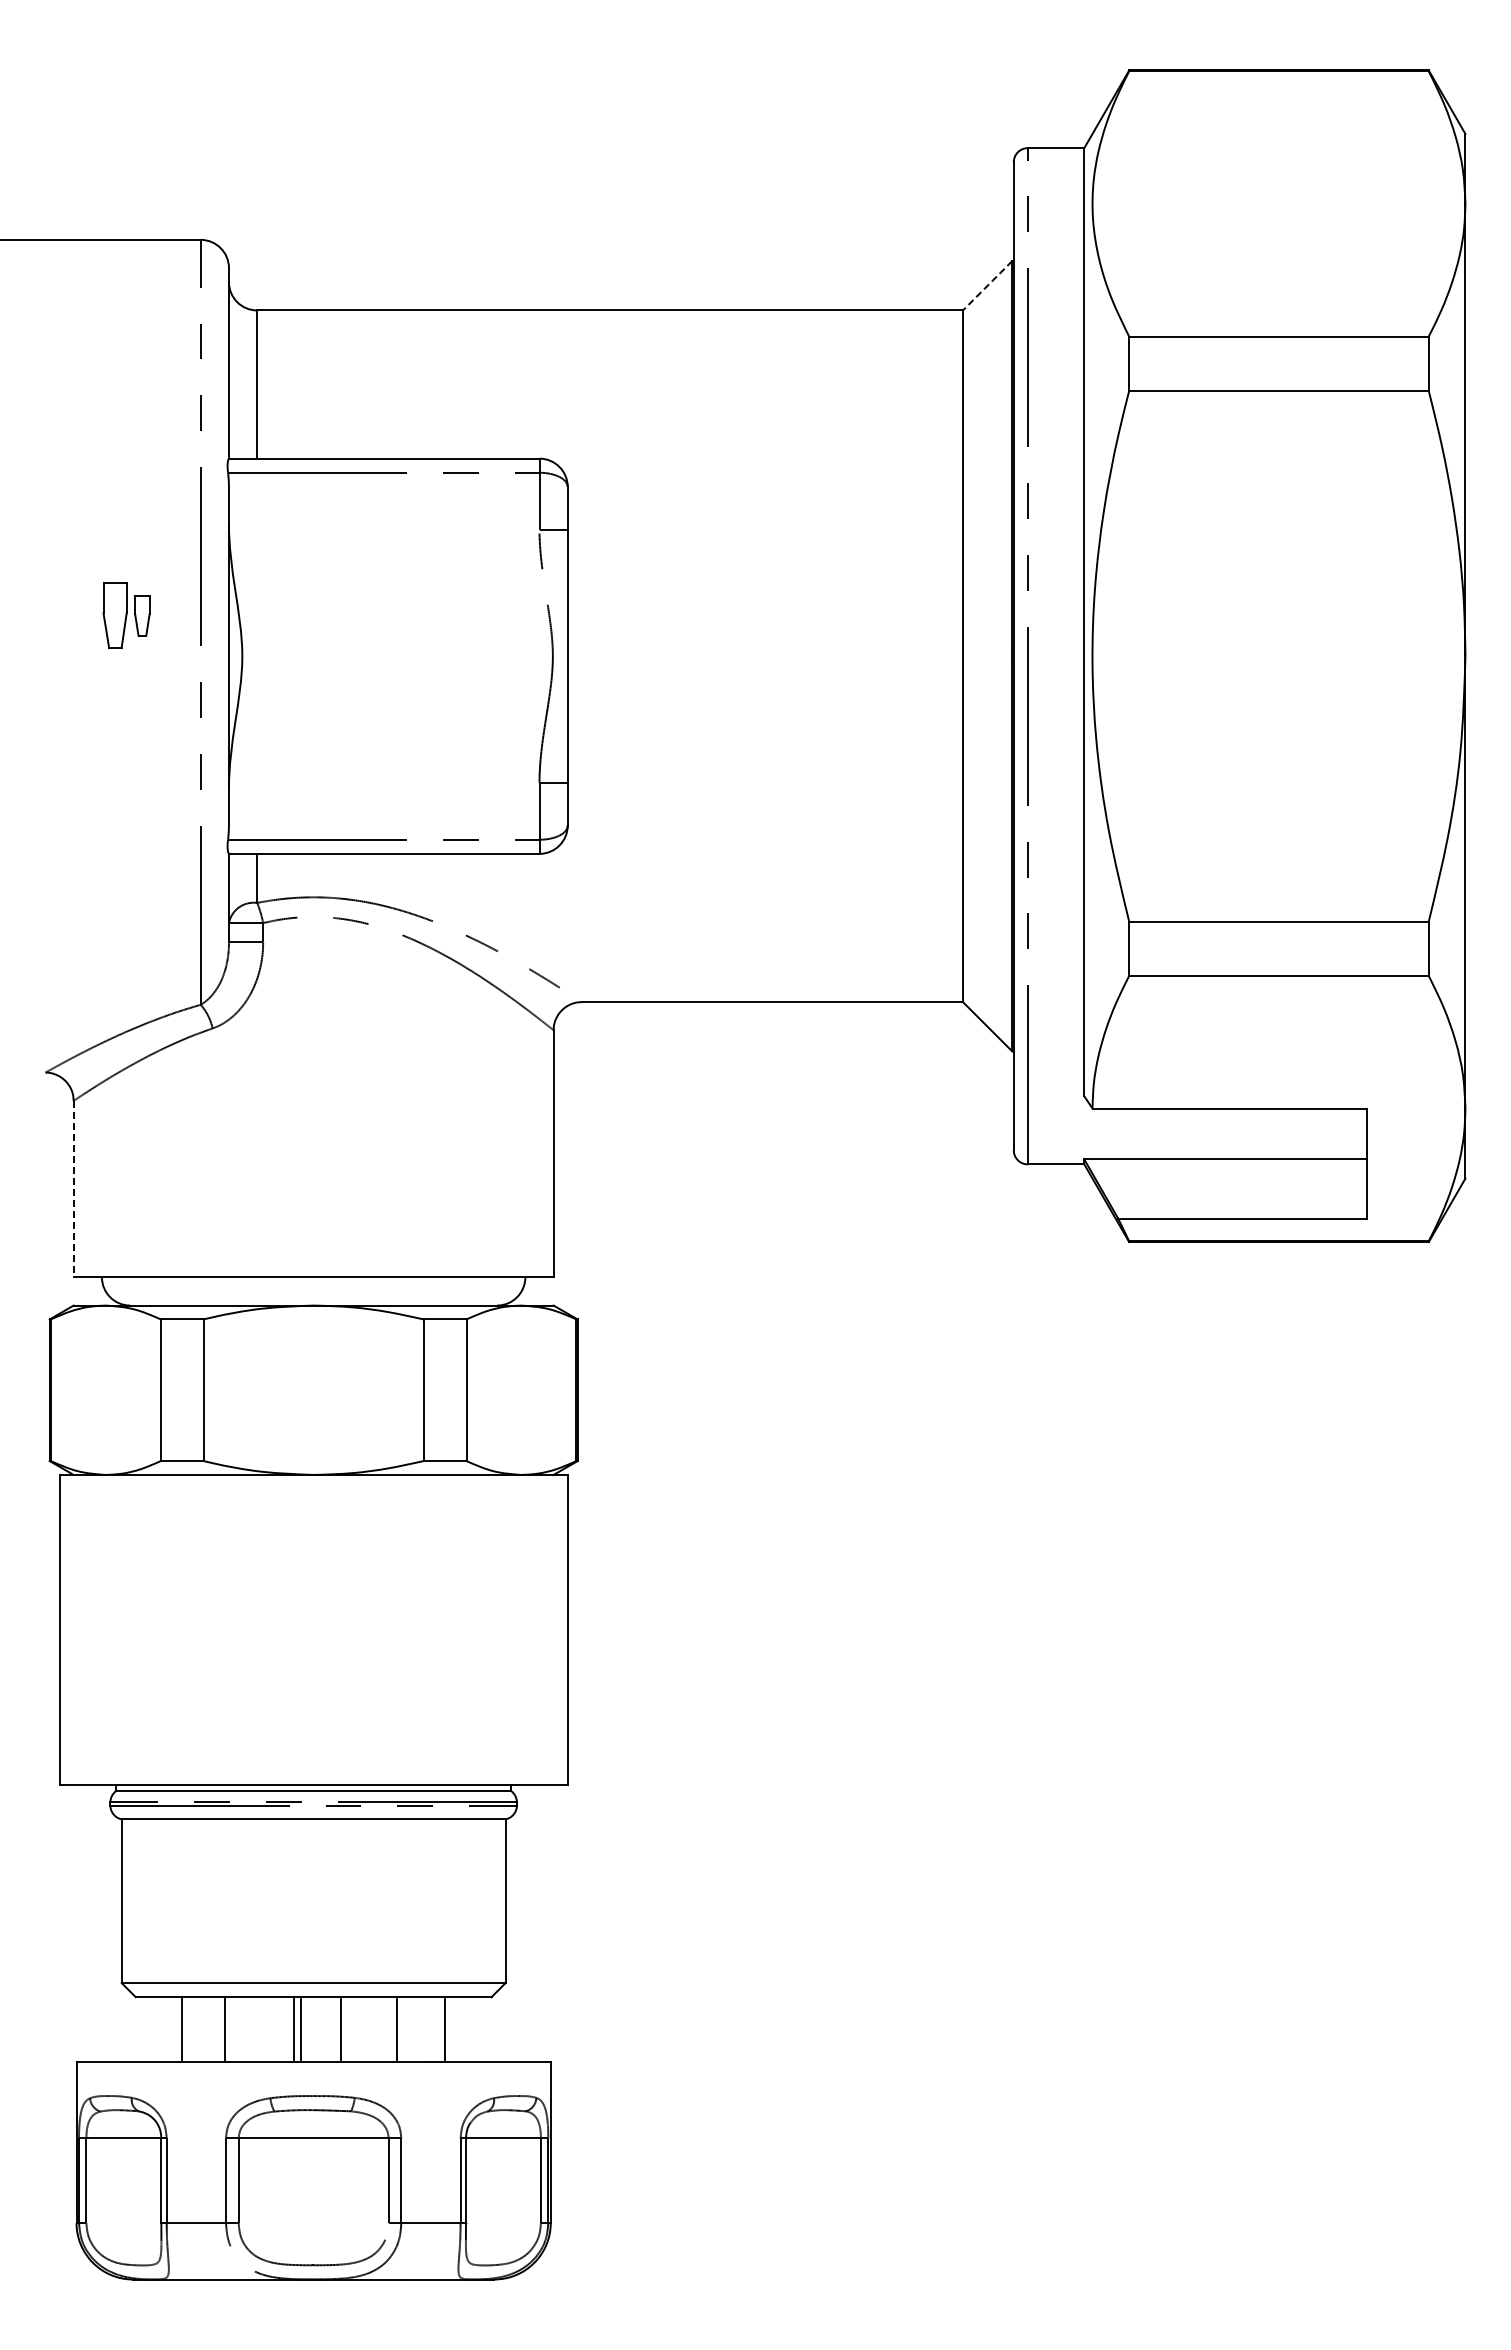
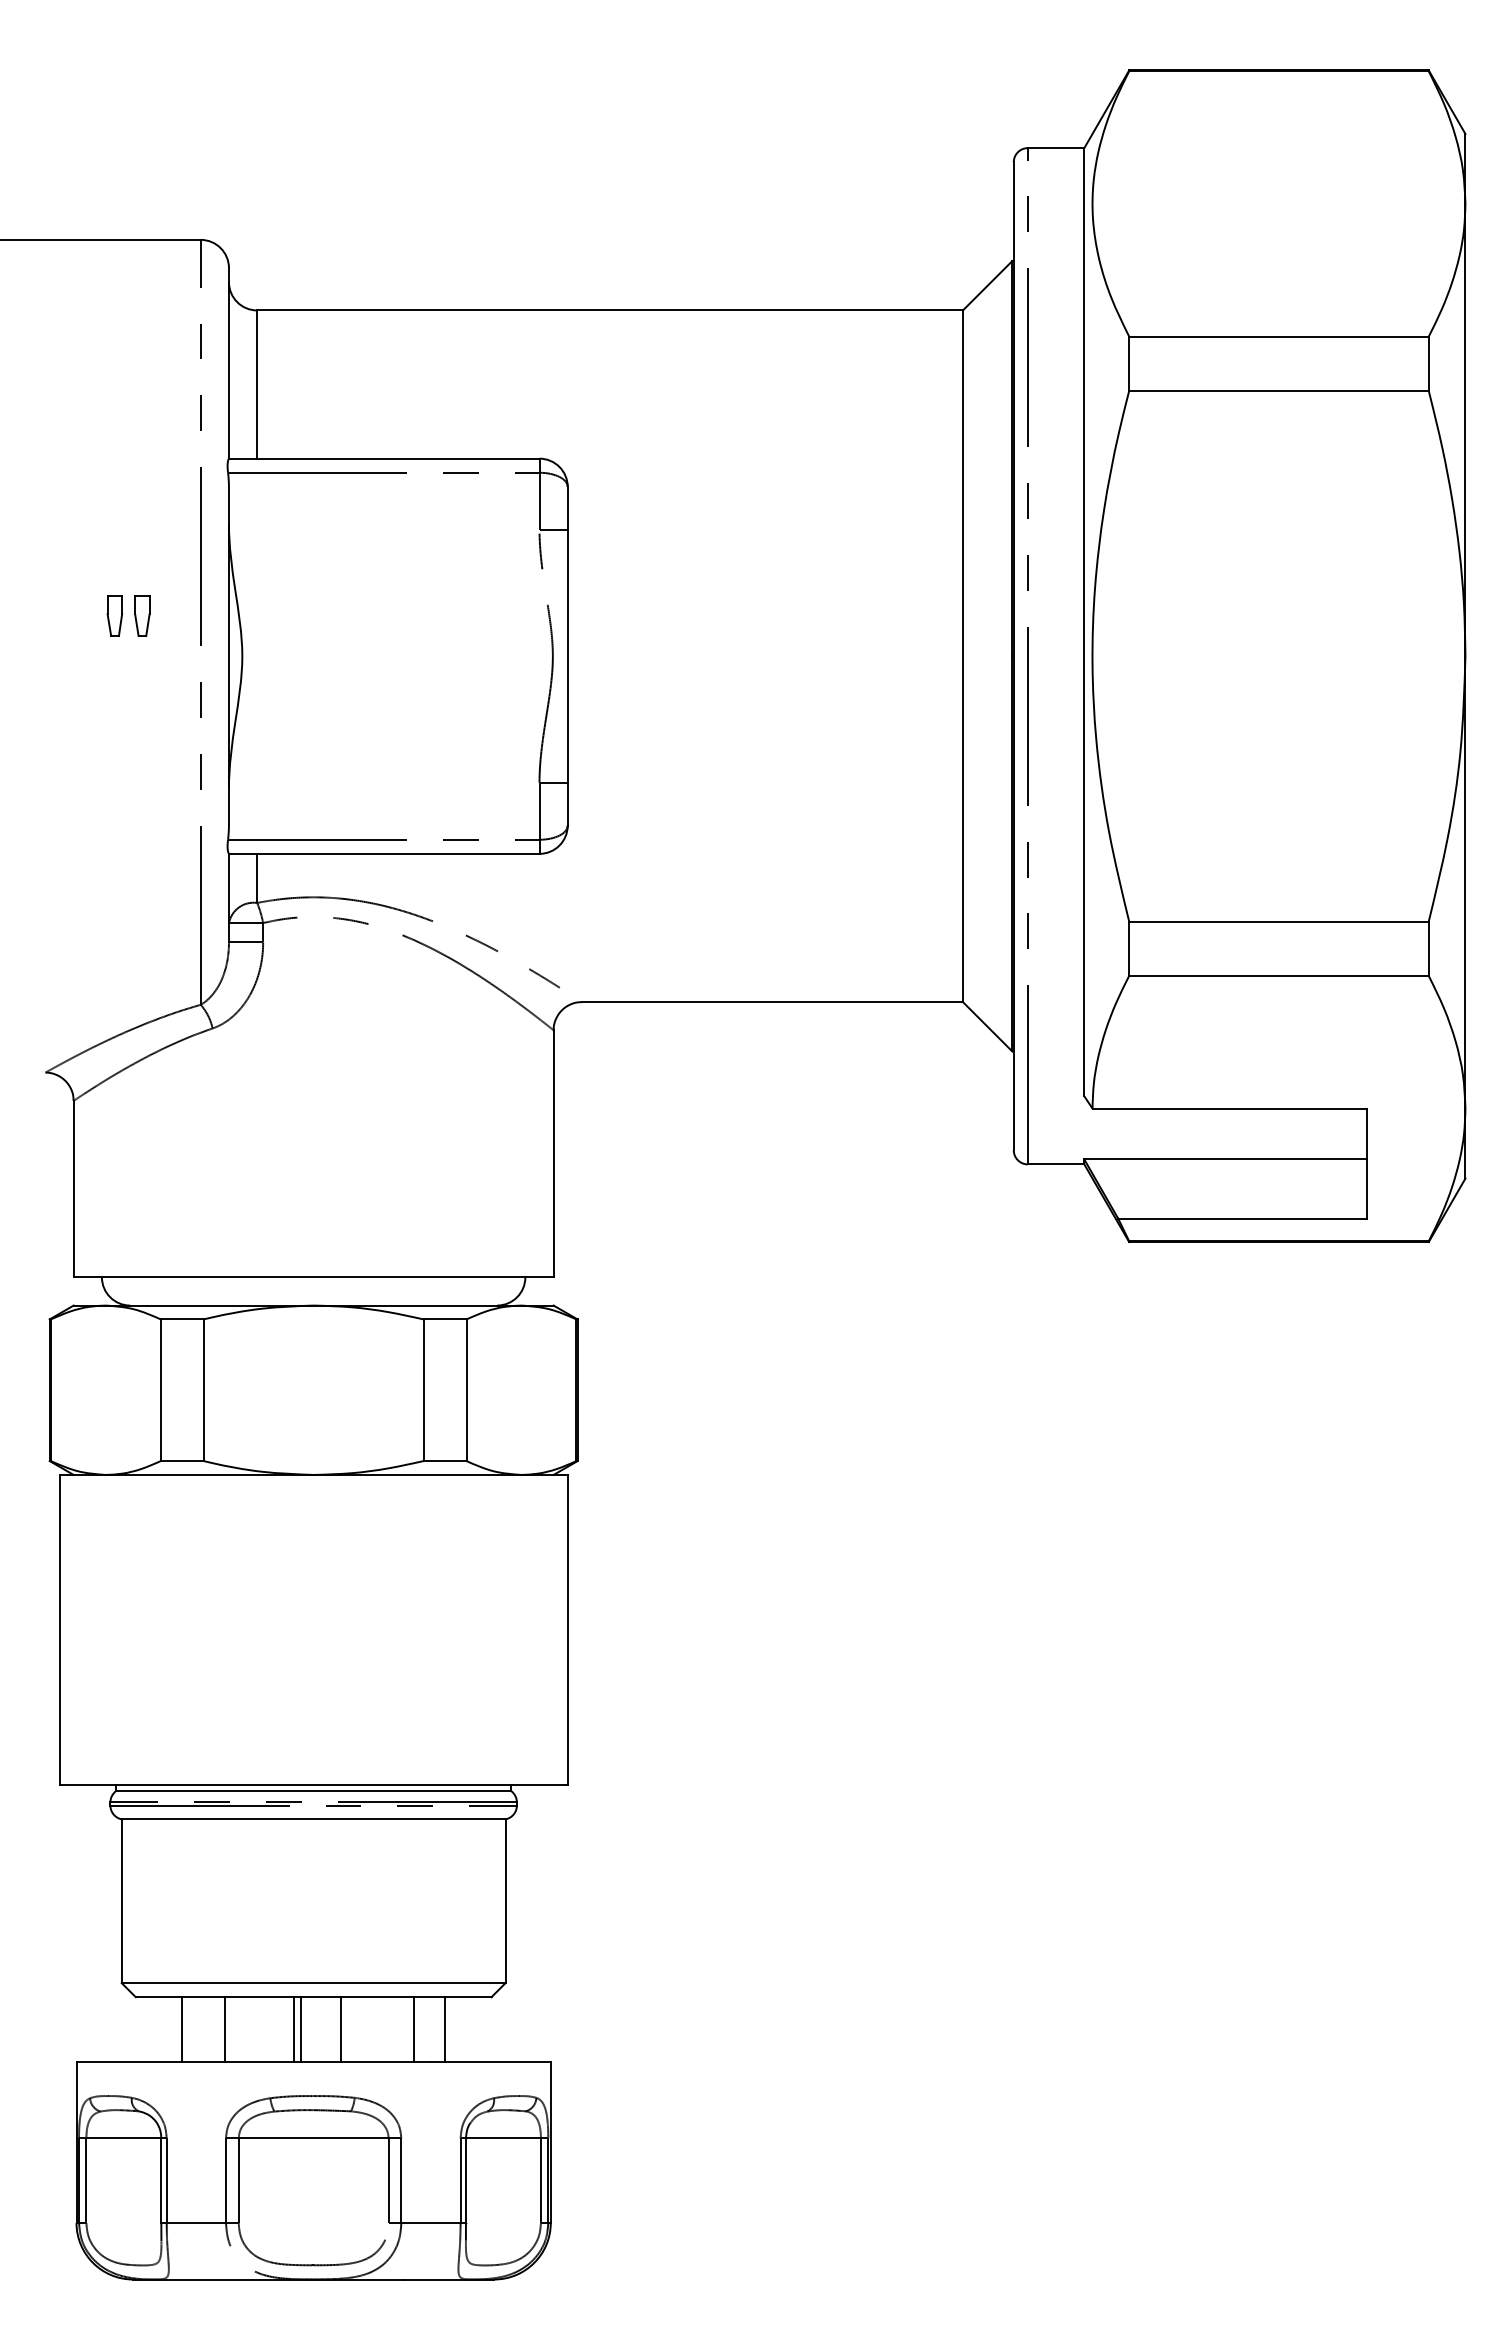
line: dashed -> solid (987, 285)
part size: 26x67 px -> 17x42 px (114, 615)
line: dashed -> solid (73, 1189)
line position: (396, 2029) -> (413, 2029) (413, 2029)
